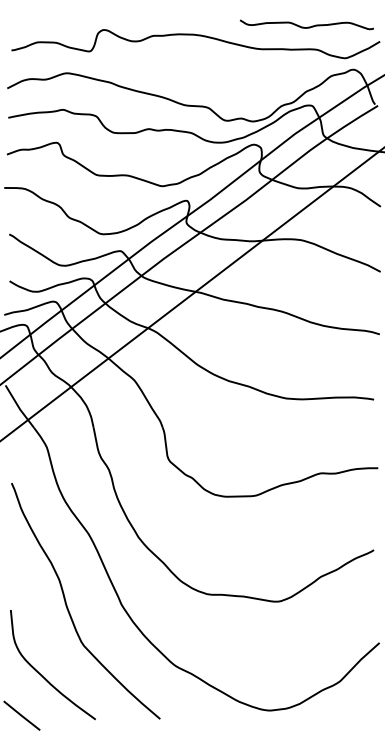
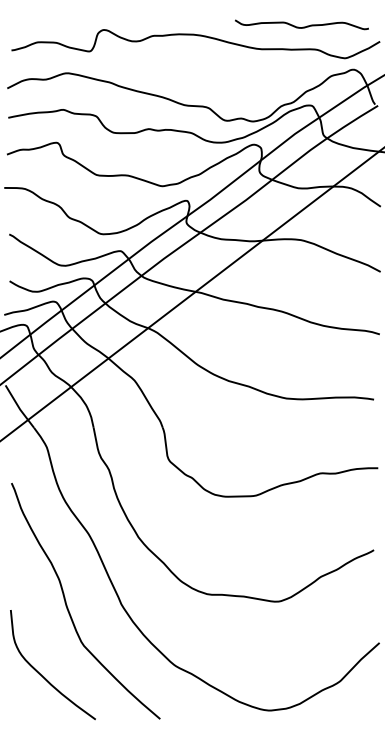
curve position: (308, 26) -> (303, 26) (303, 26)
line: present -> none (21, 715)
